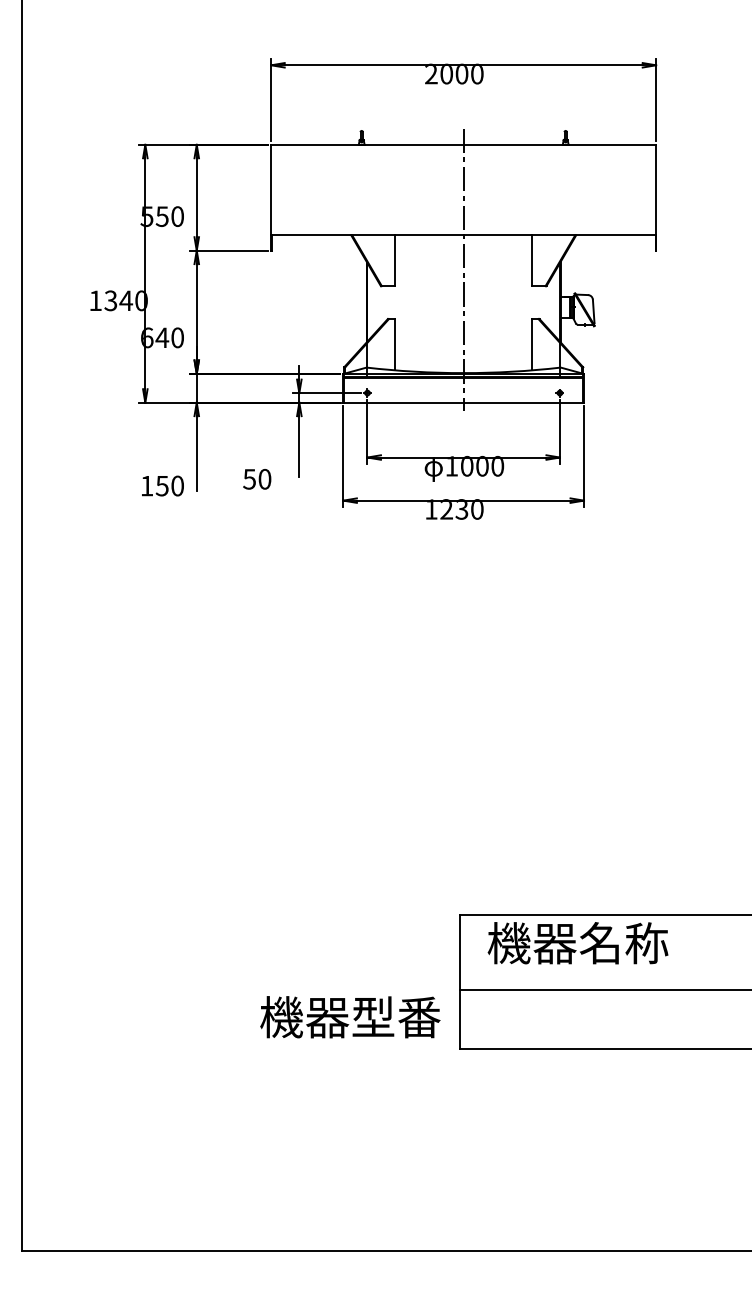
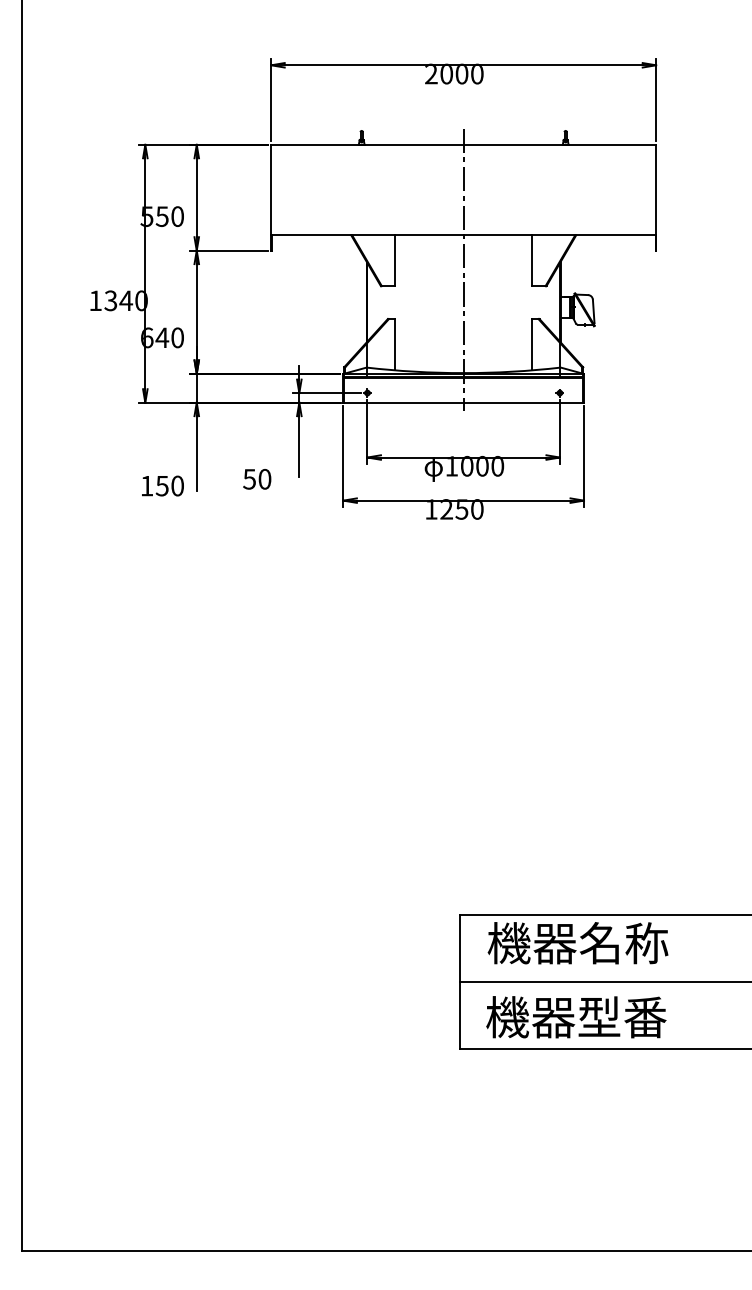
text: 1230 -> 1250 (461, 509)
line position: (604, 989) -> (604, 981) (604, 981)
text position: (350, 1017) -> (576, 1017) (576, 1017)
